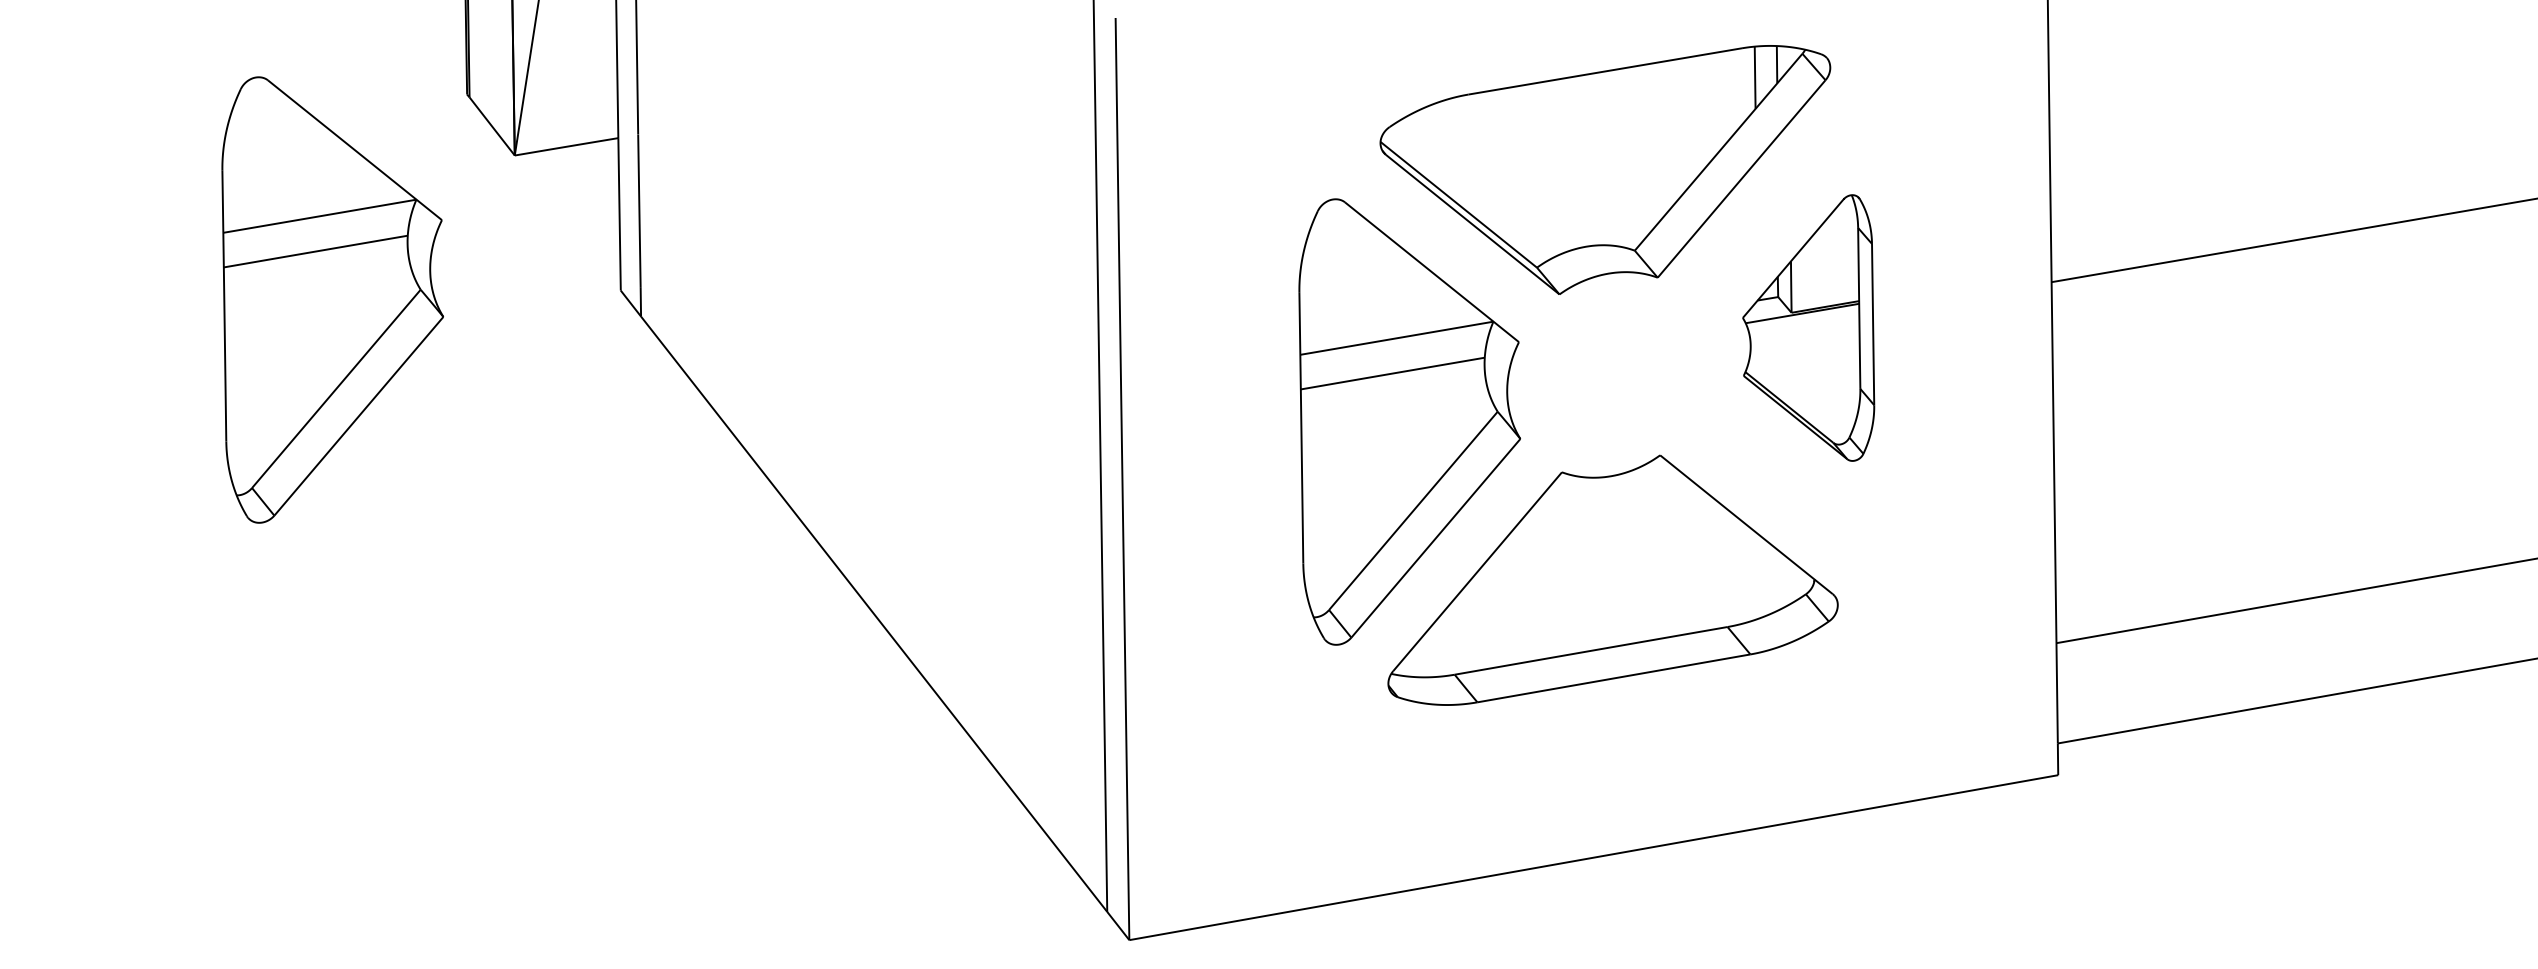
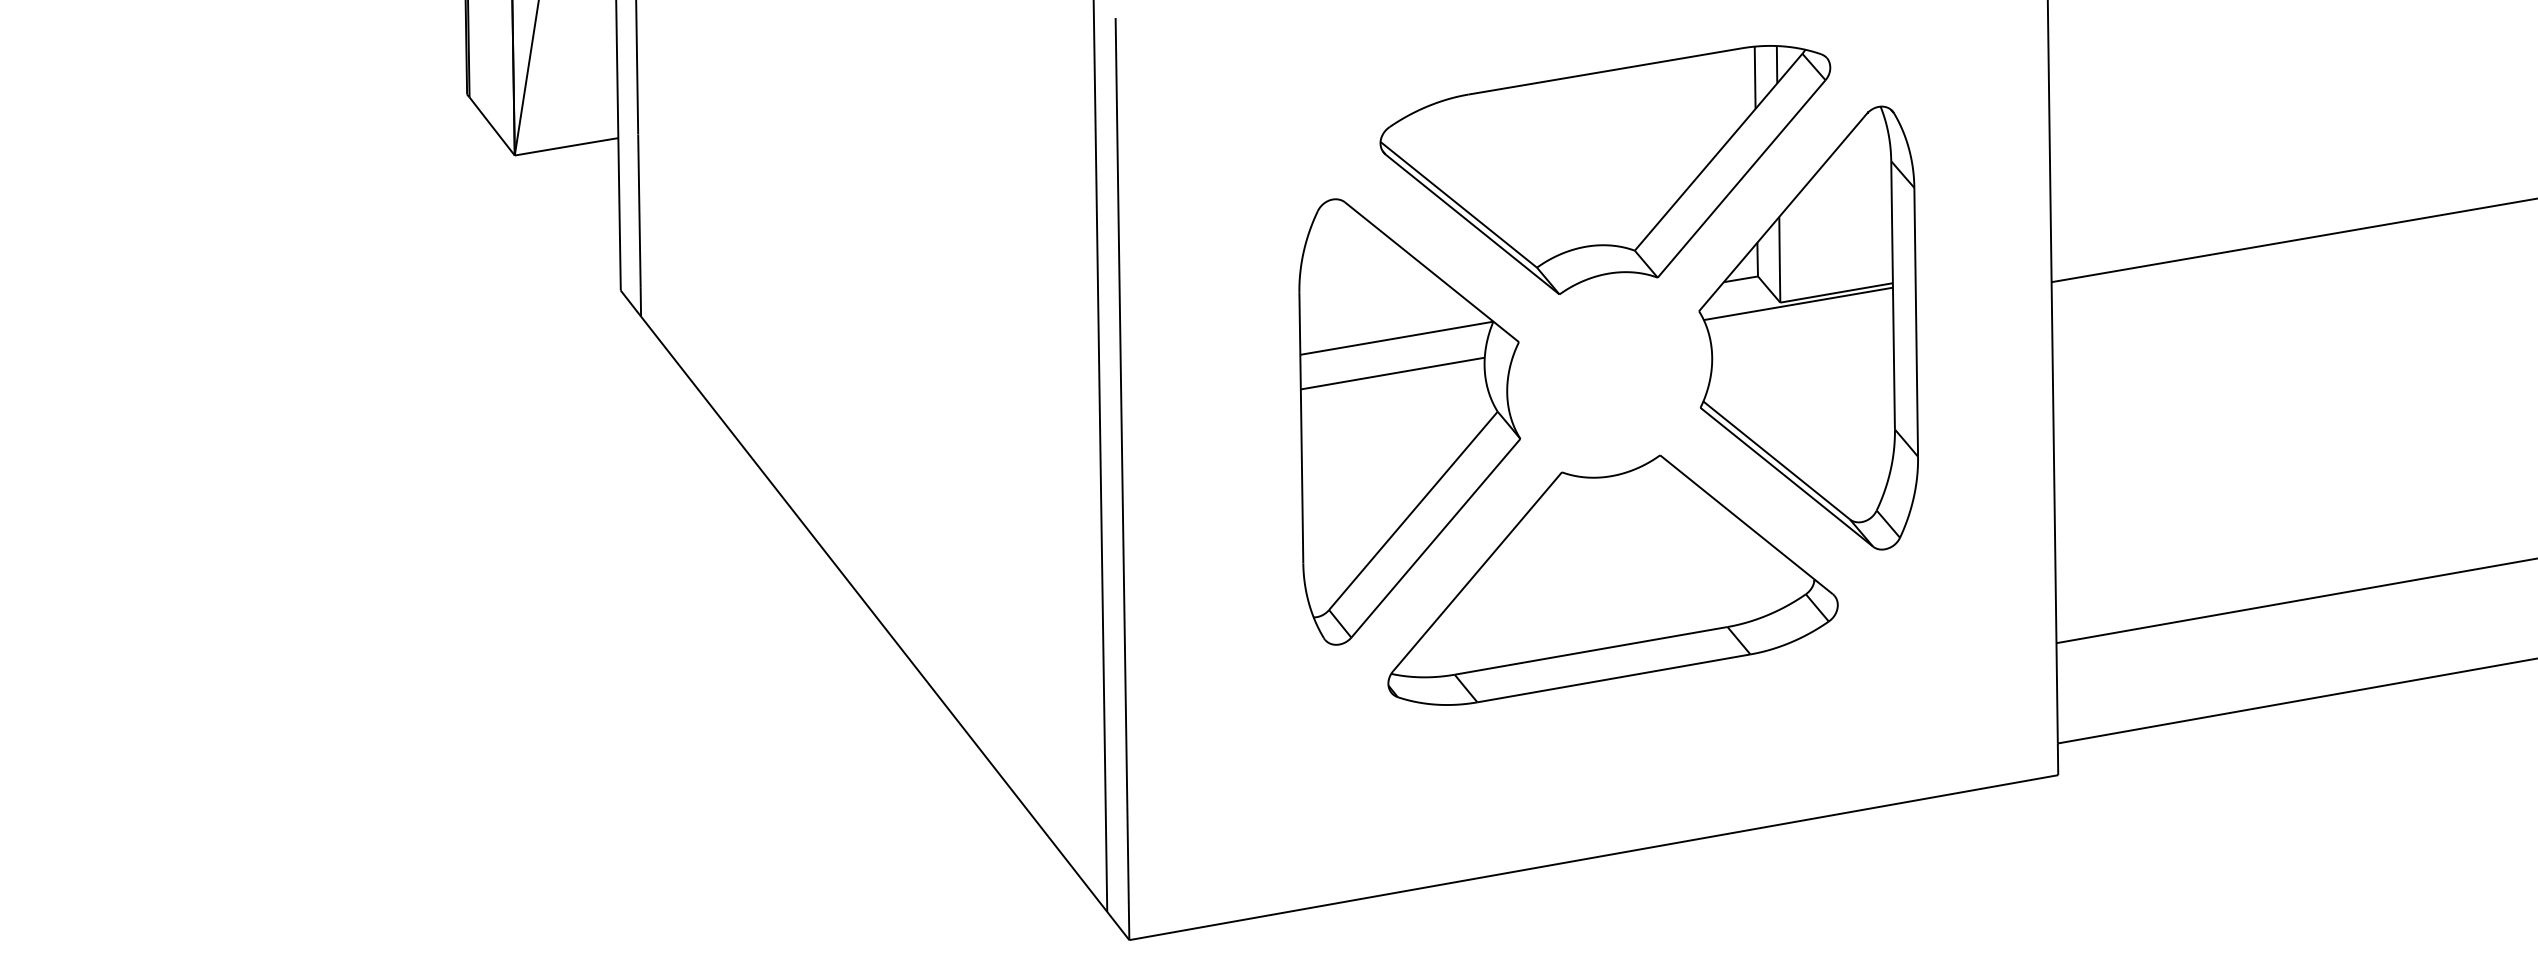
part: present -> none (332, 299)
part size: 134x268 px -> 221x446 px (1808, 327)
